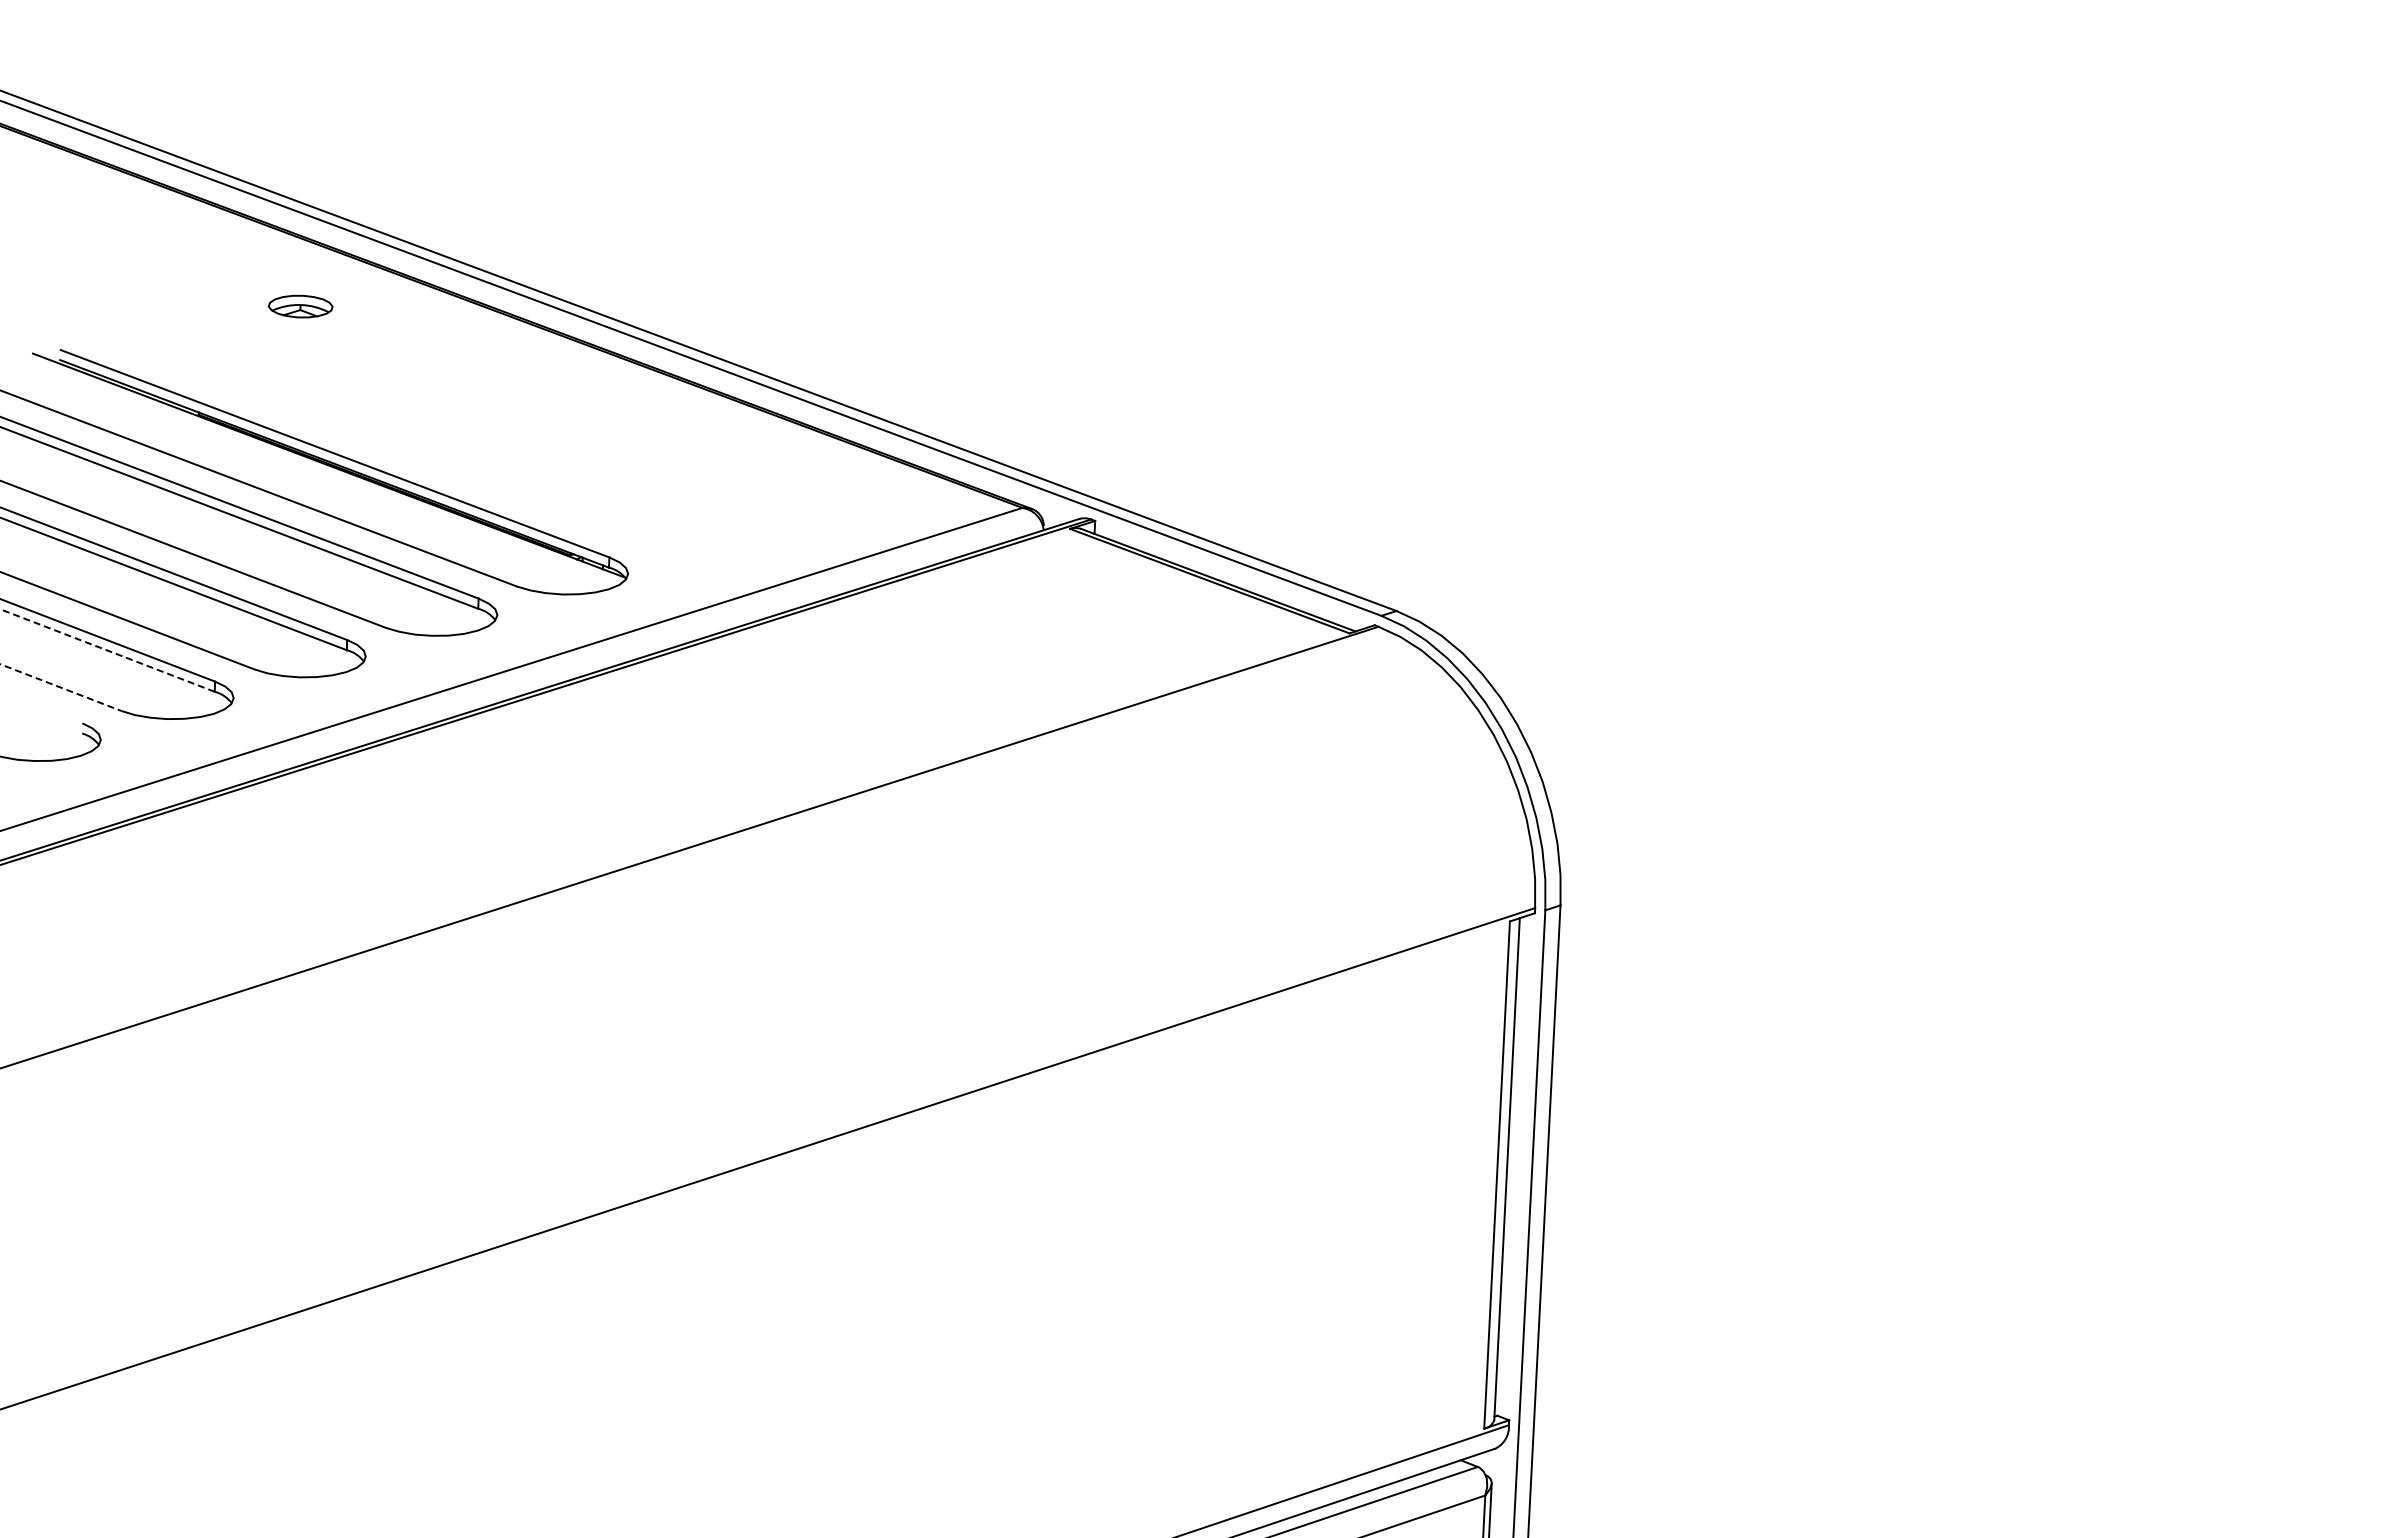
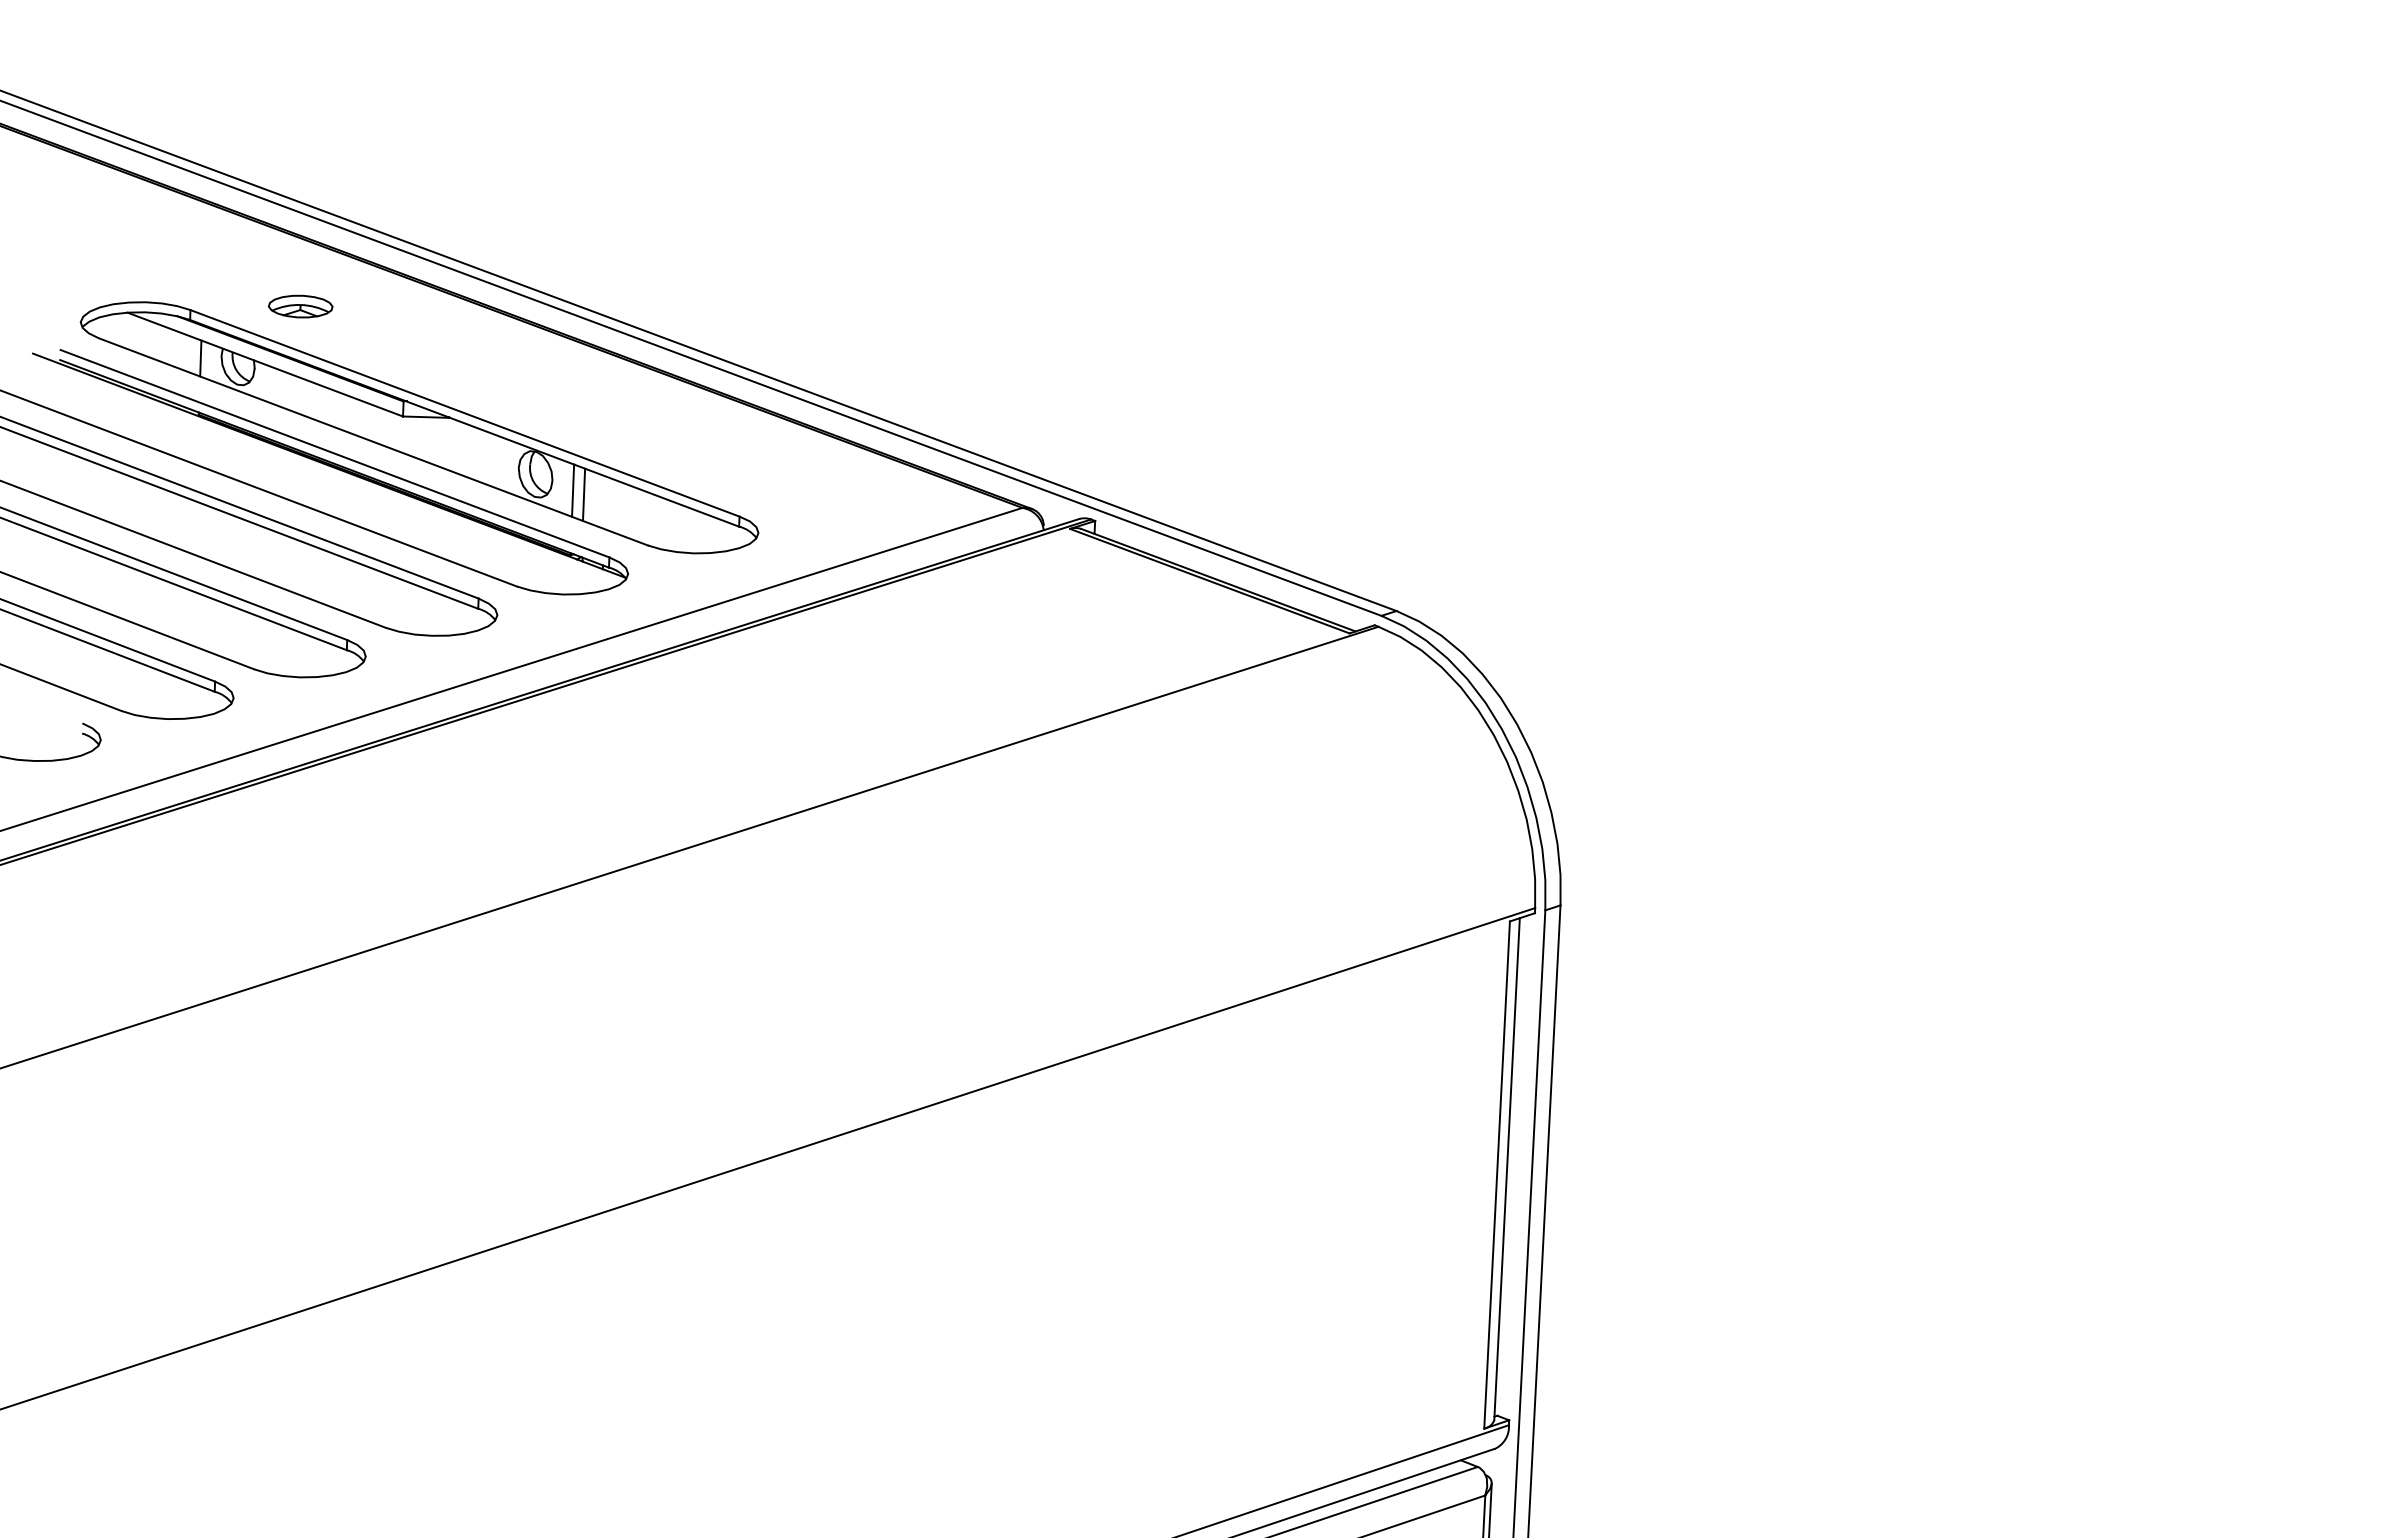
part: none -> present (419, 427)
line: dashed -> solid (107, 650)
line: dashed -> solid (61, 687)
